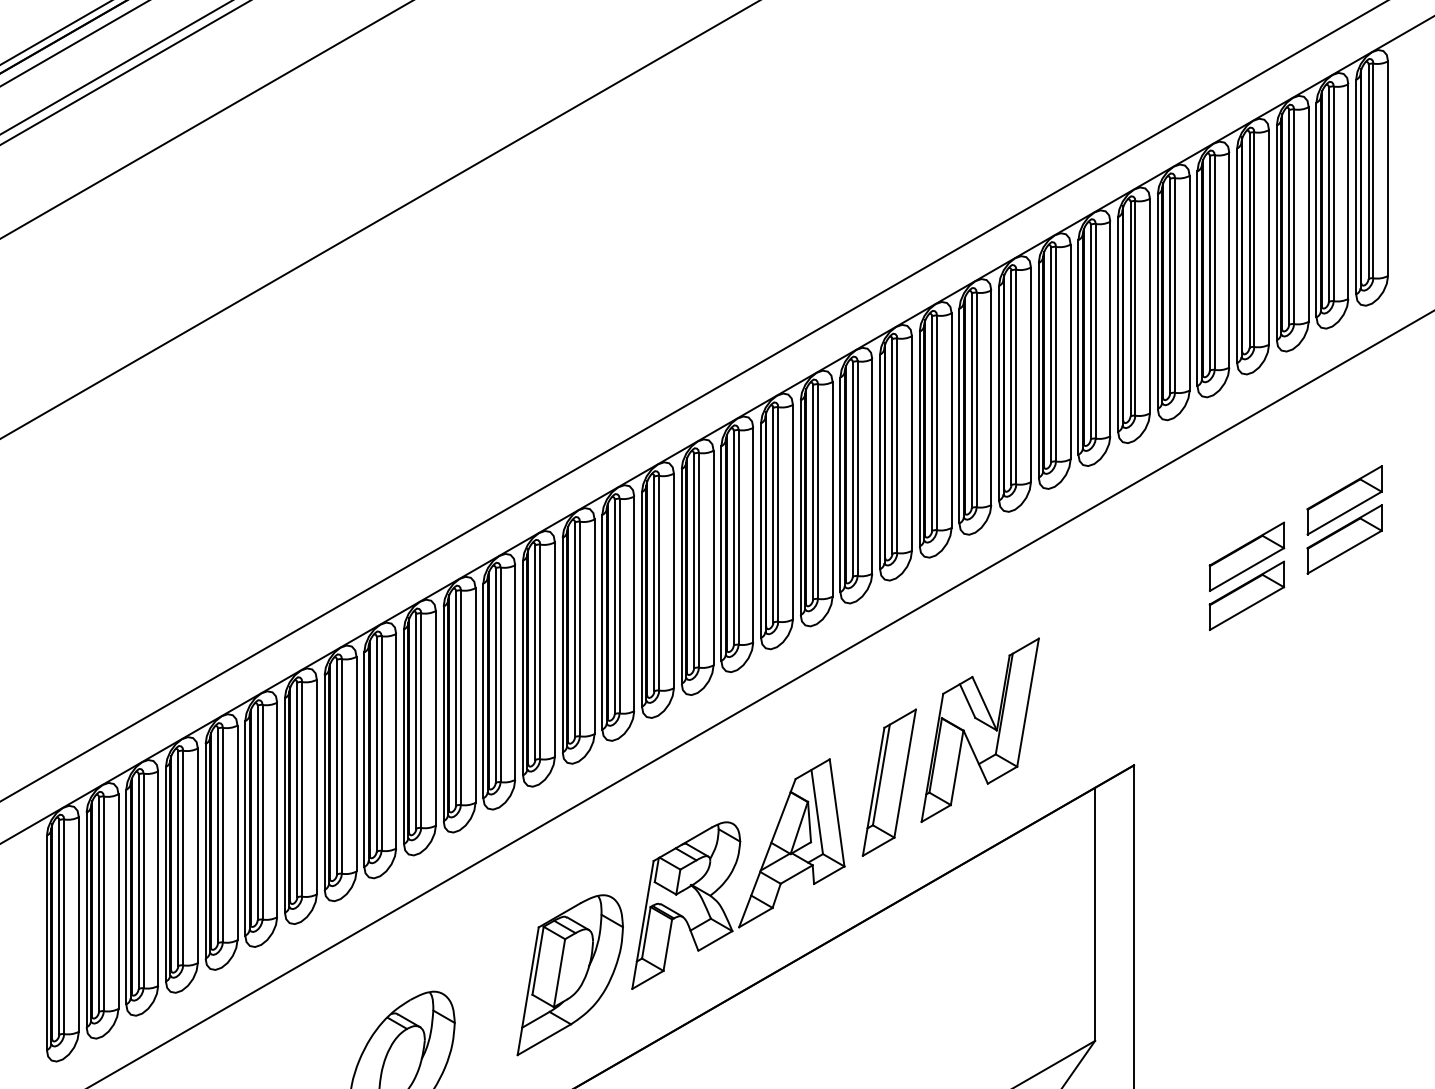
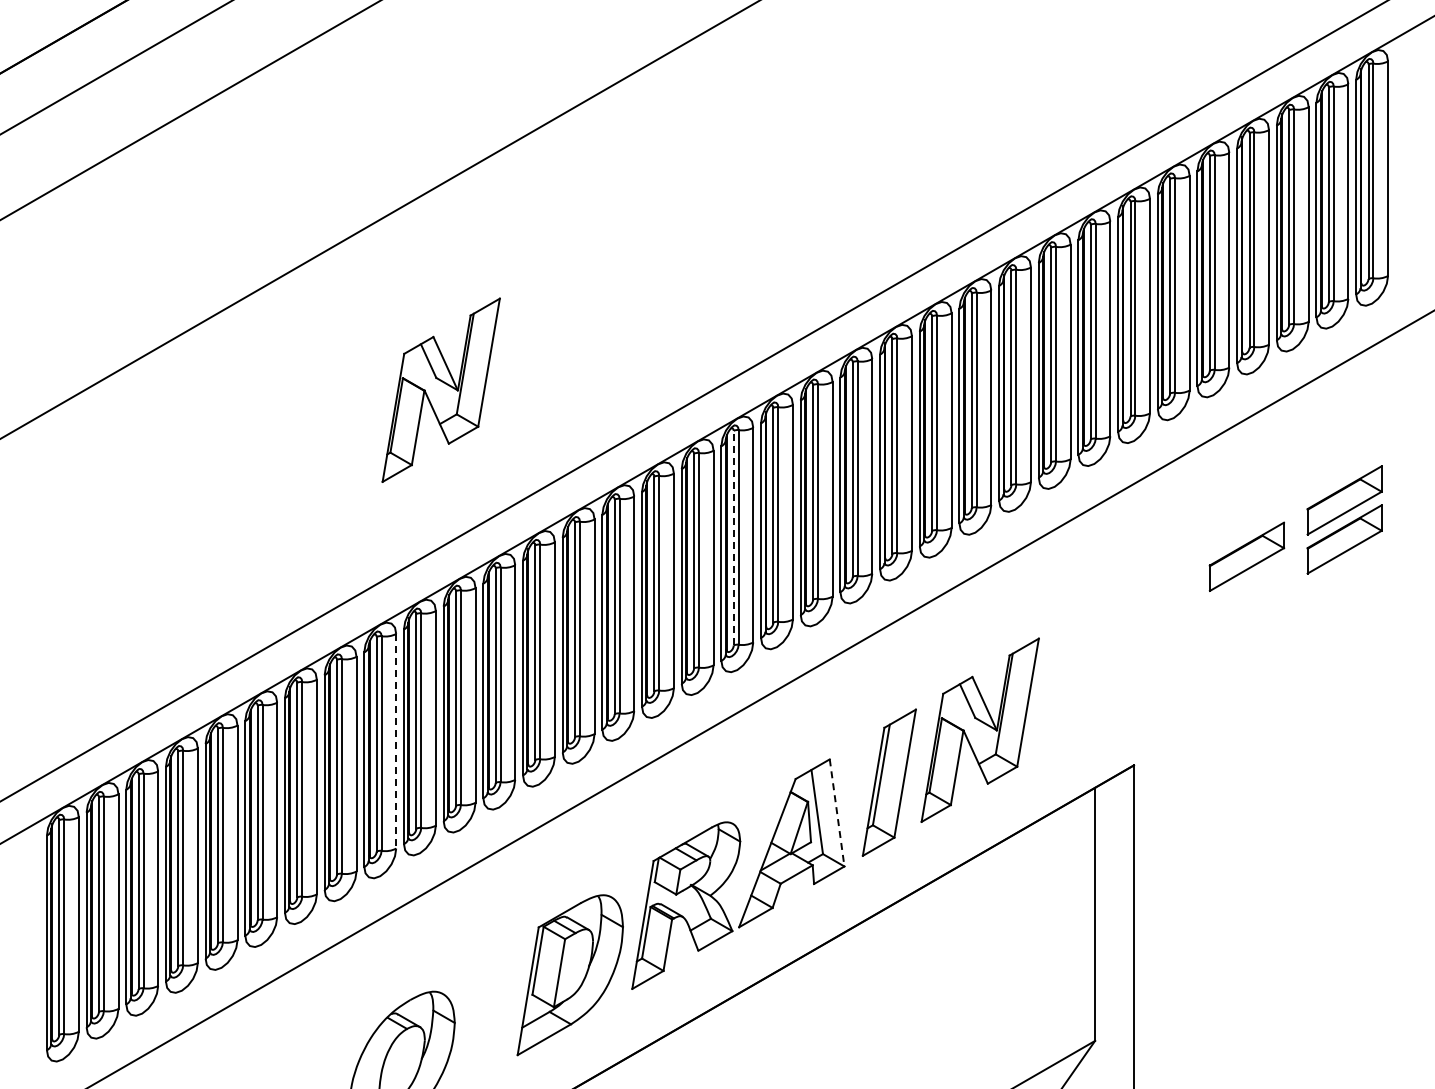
line: present -> none (55, 32)
line: present -> none (74, 43)
line: present -> none (124, 72)
line position: (206, 119) -> (190, 110) (190, 110)
part: none -> present (440, 389)
line: solid -> dashed (733, 537)
part: present -> none (1246, 595)
line: solid -> dashed (396, 741)
line: solid -> dashed (837, 813)
